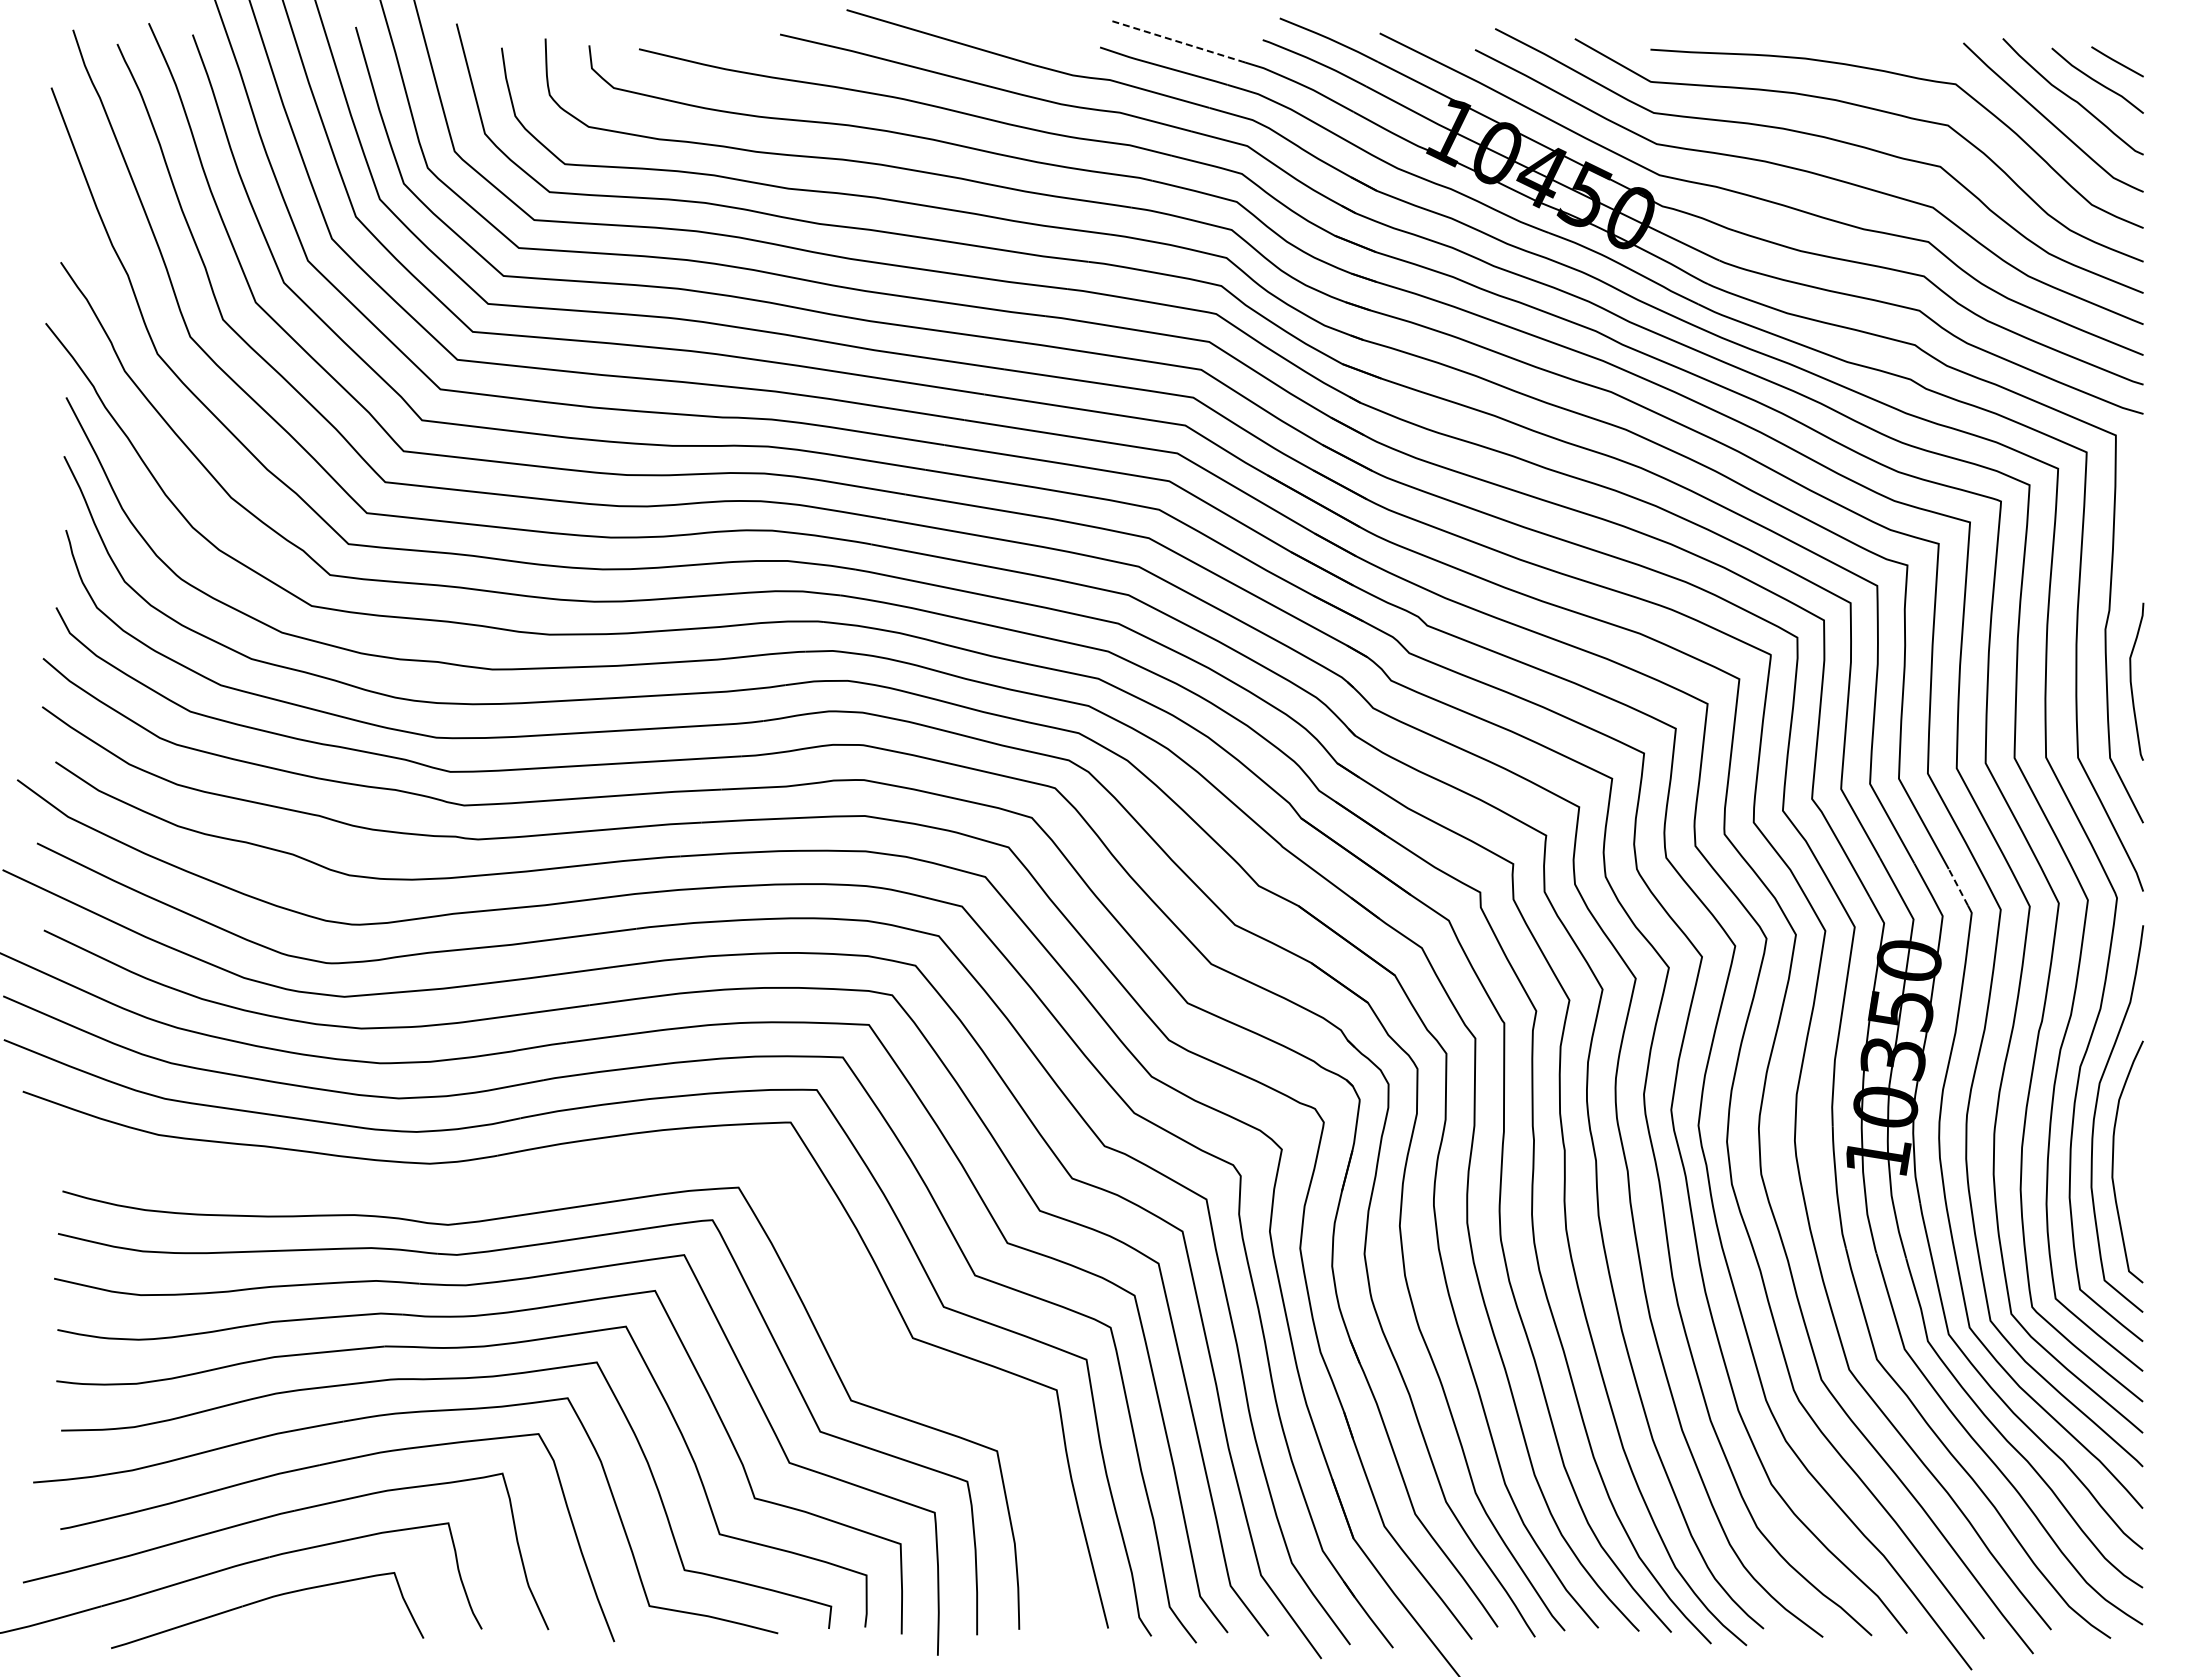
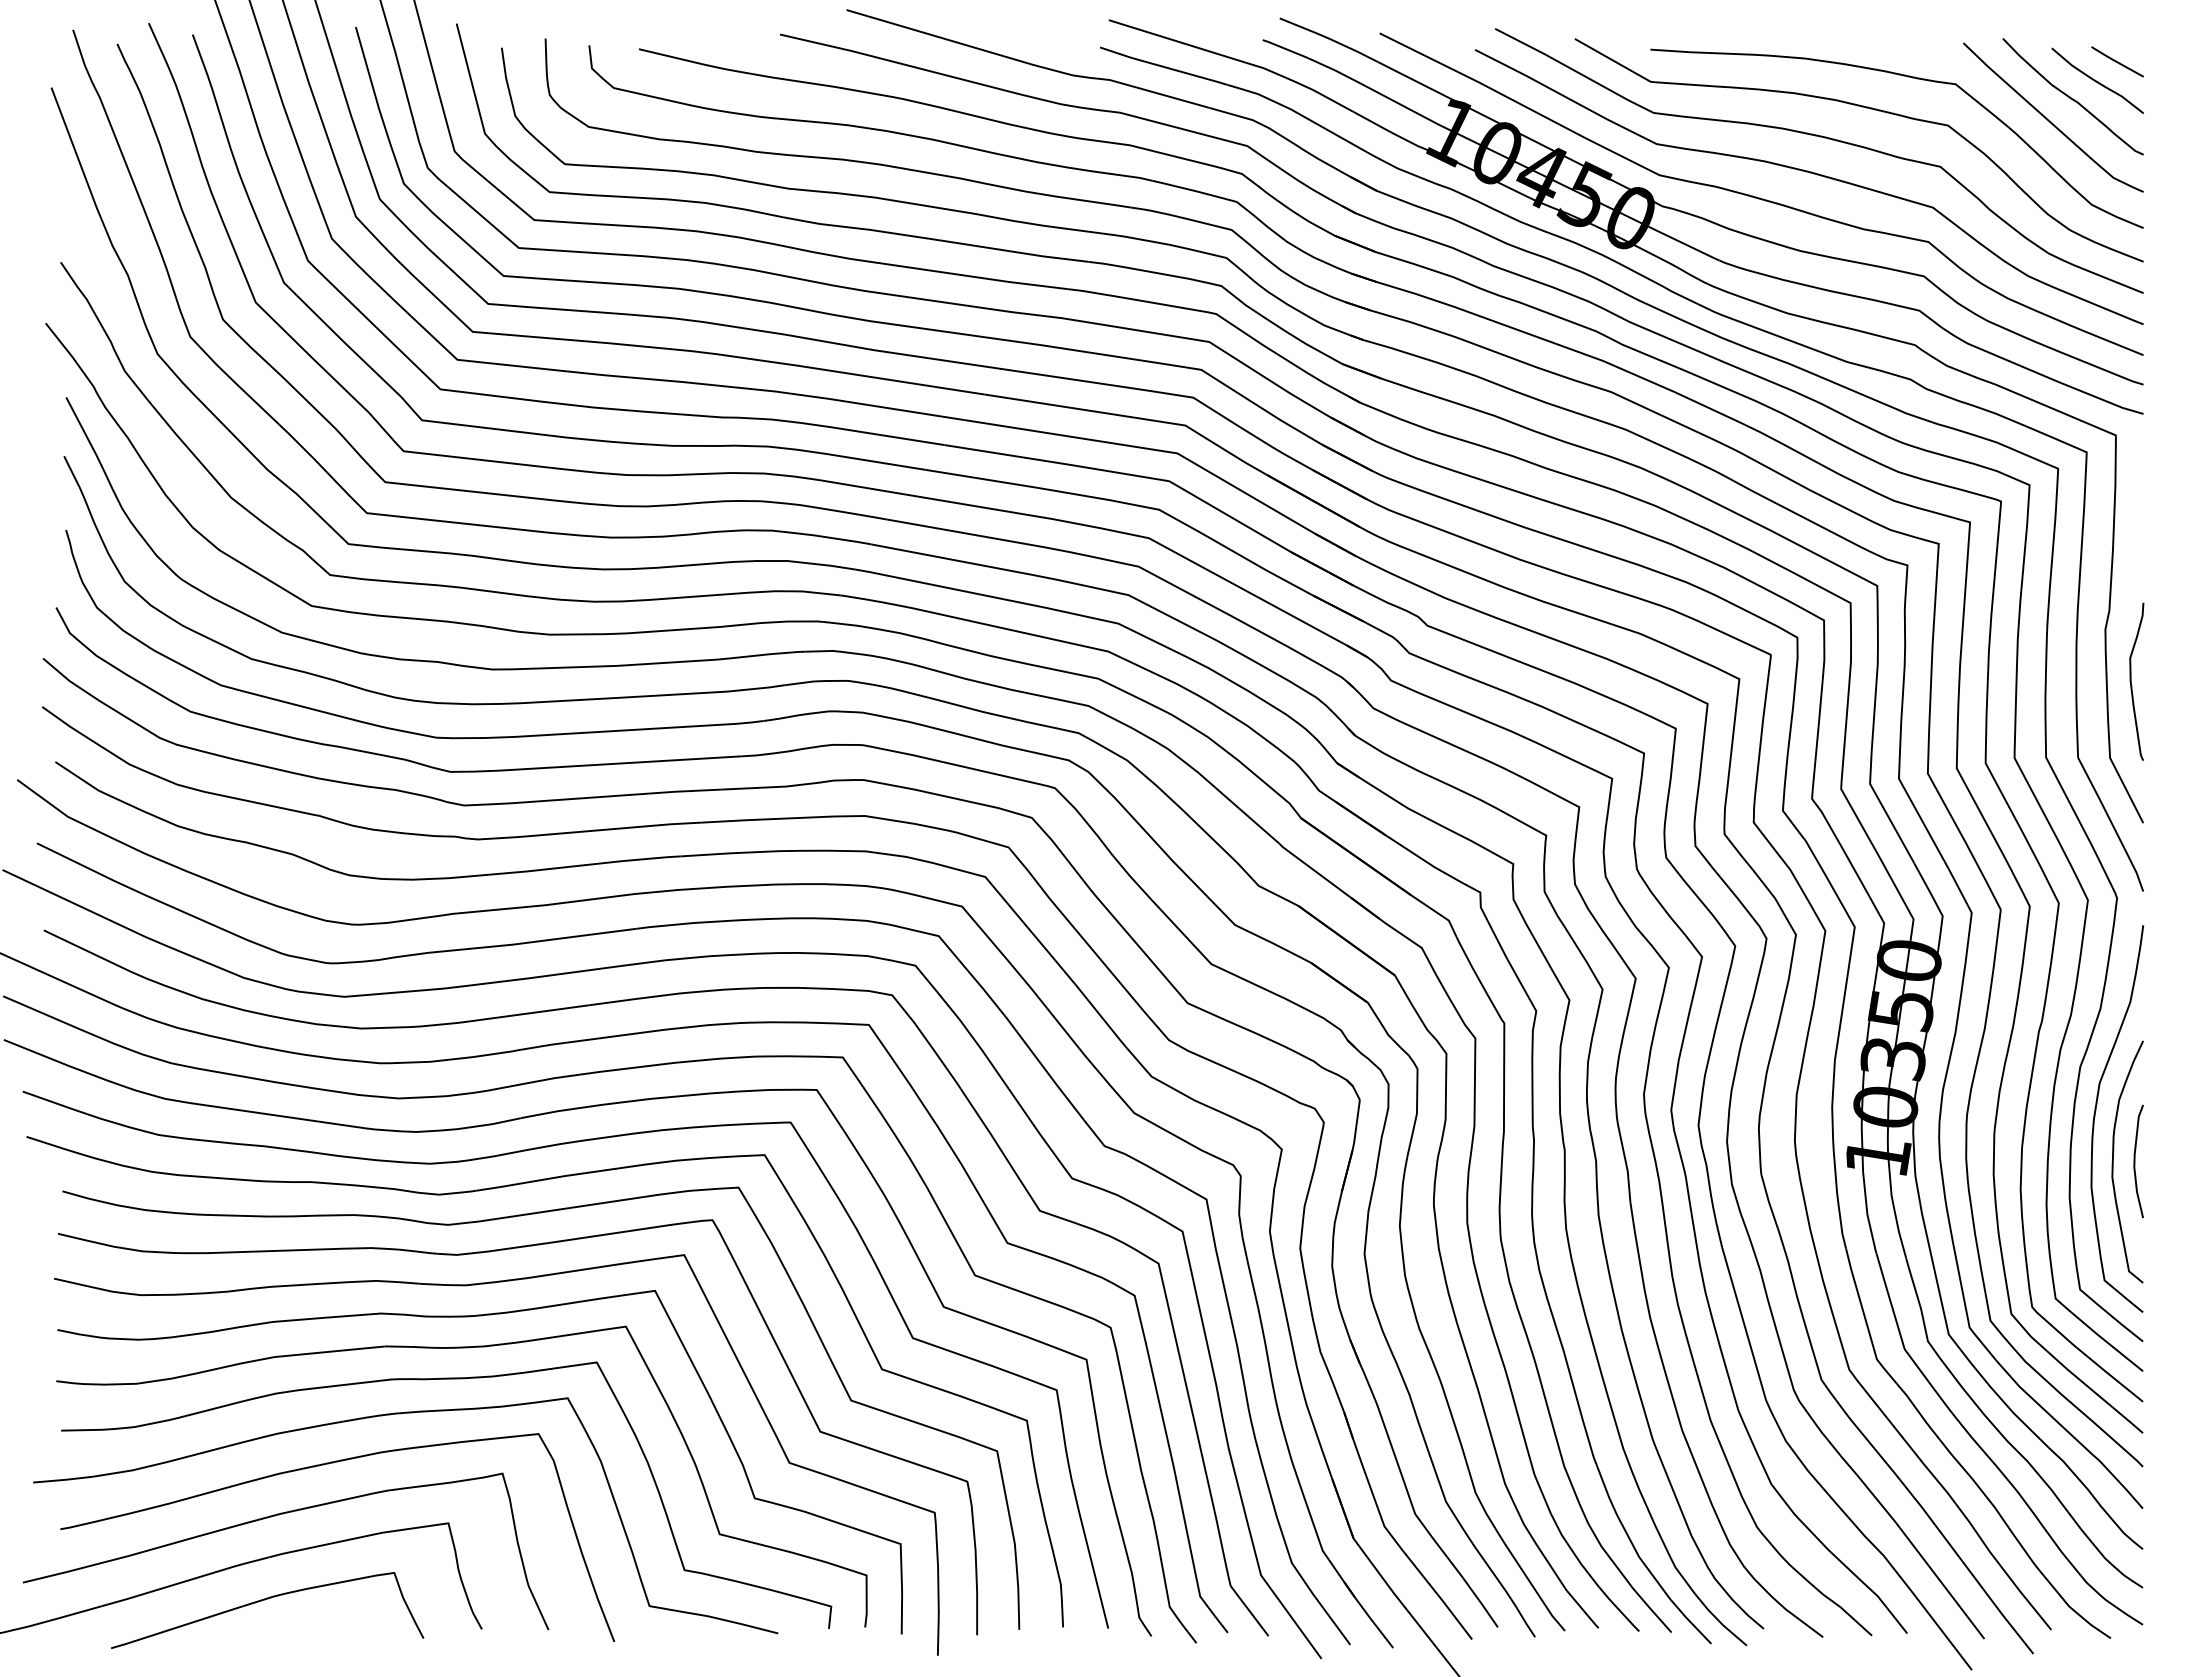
line: dashed -> solid (1177, 41)
line: dashed -> solid (1957, 886)
curve: none -> present (2135, 1161)
part: none -> present (511, 1186)
